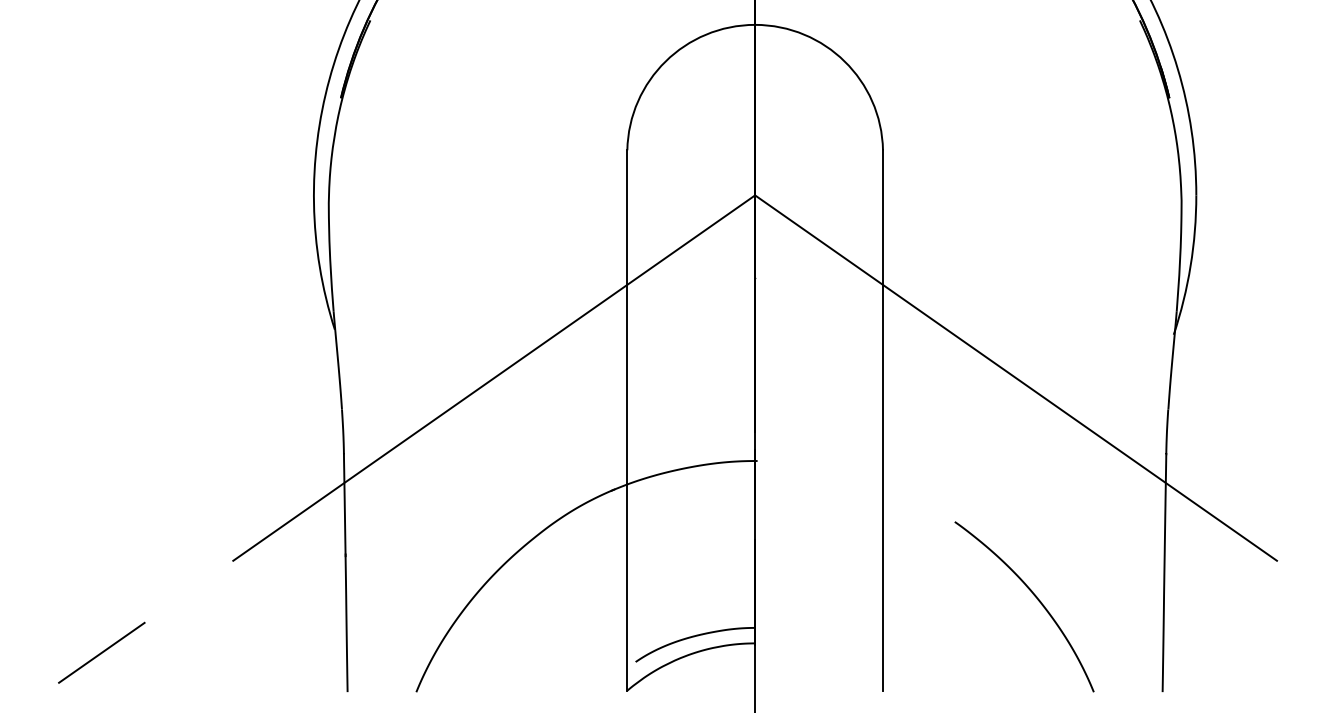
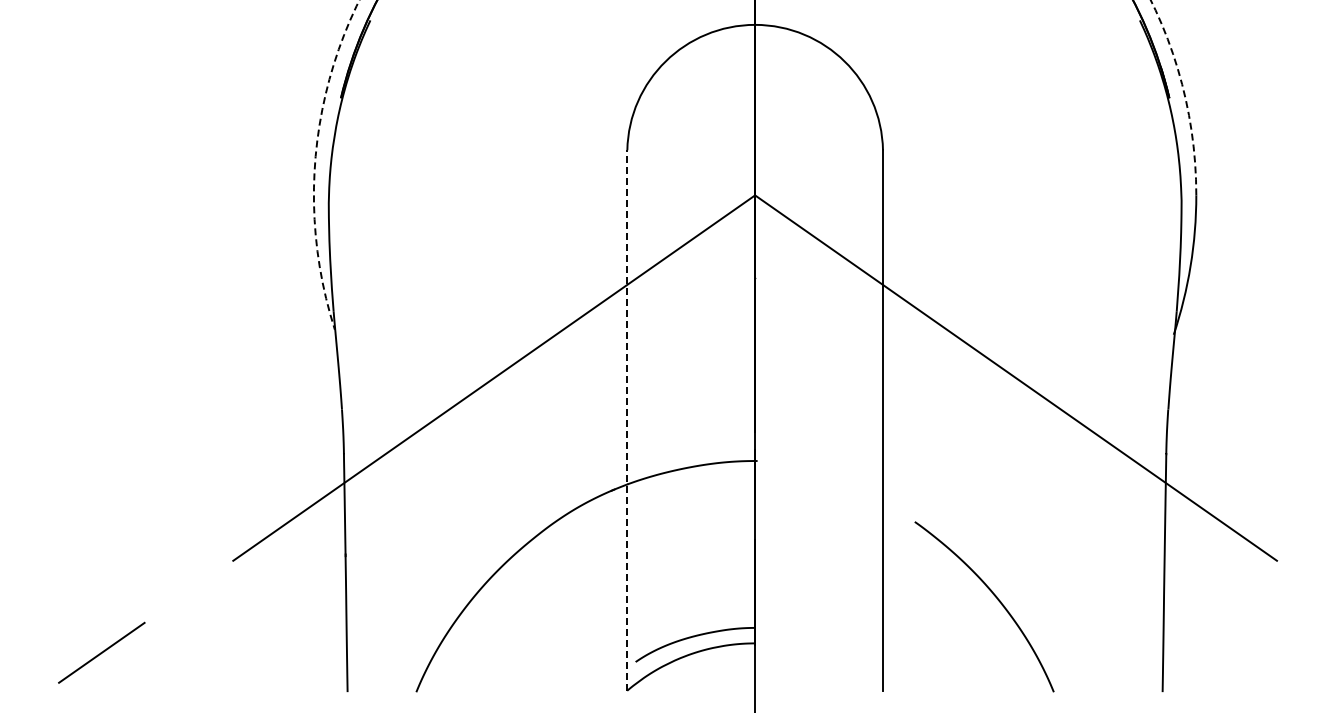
arc: solid -> dashed (333, 64)
line: solid -> dashed (627, 419)
curve position: (1034, 596) -> (994, 596) (994, 596)
